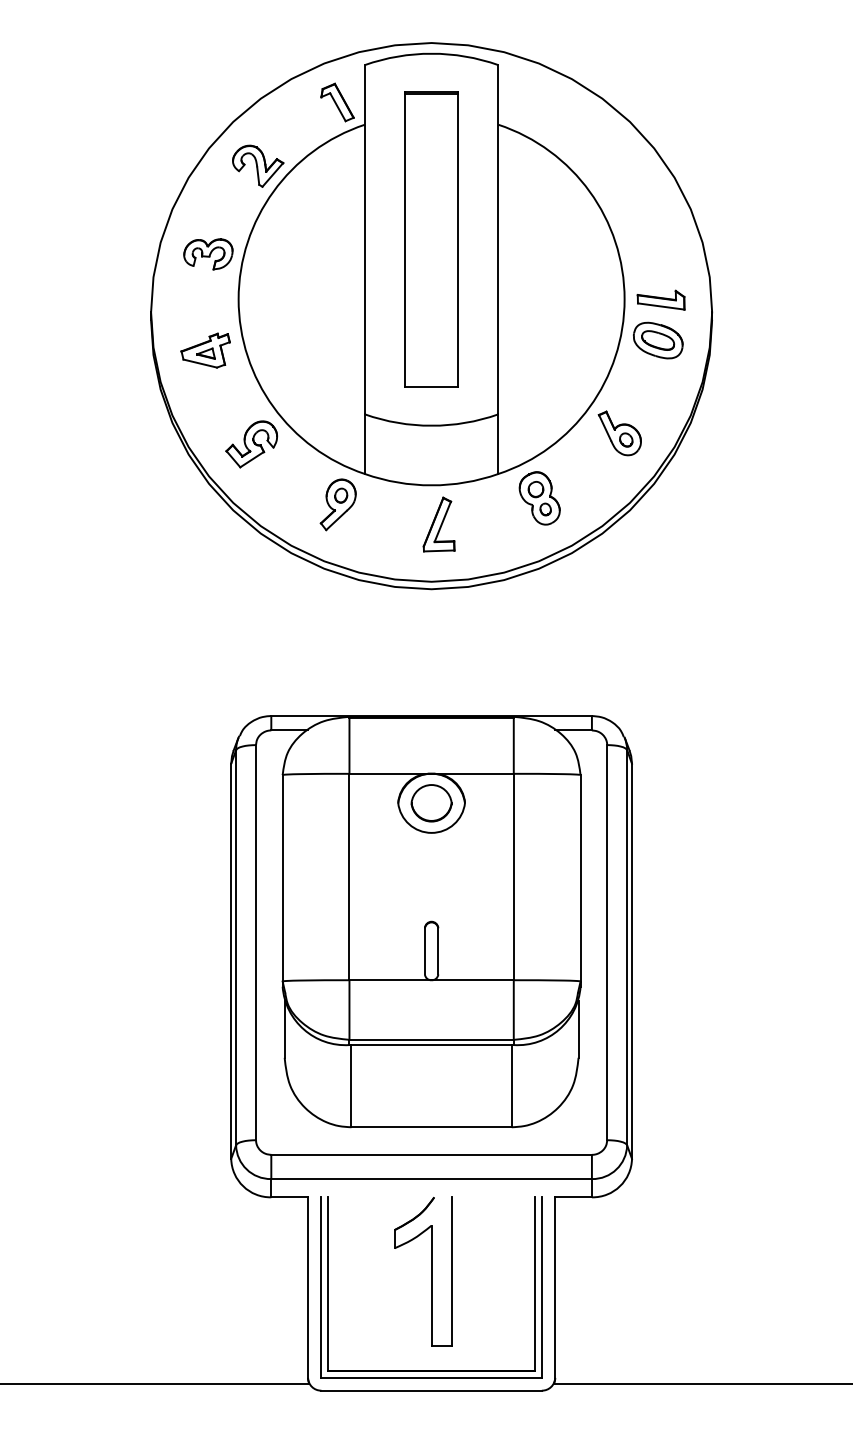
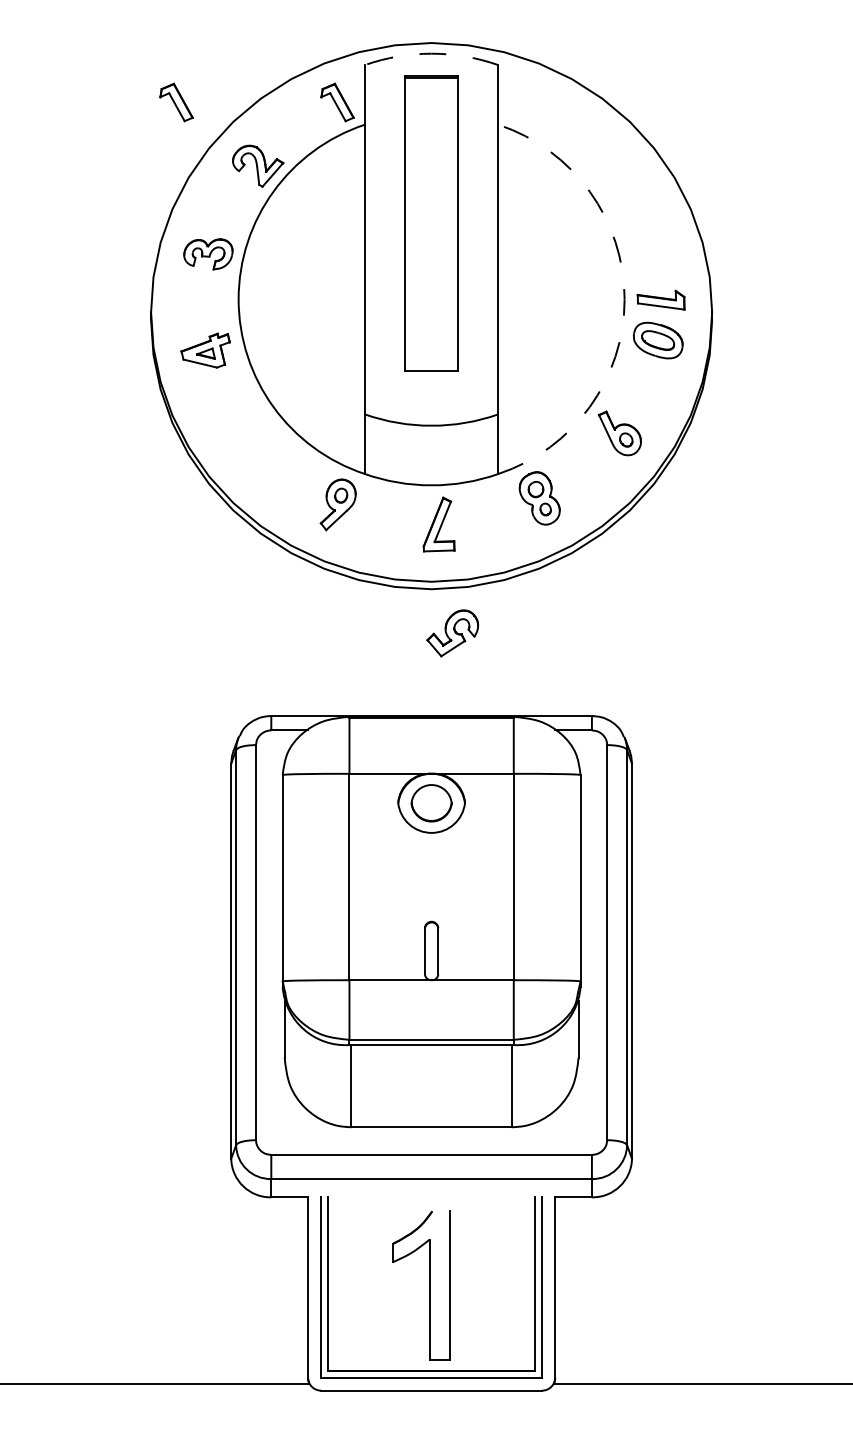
arc: solid -> dashed (431, 53)
part: none -> present (176, 102)
part position: (431, 239) -> (431, 223) (431, 223)
arc: solid -> dashed (624, 299)
part position: (251, 444) -> (452, 633) (452, 633)
part position: (431, 1271) -> (429, 1285) (429, 1285)
